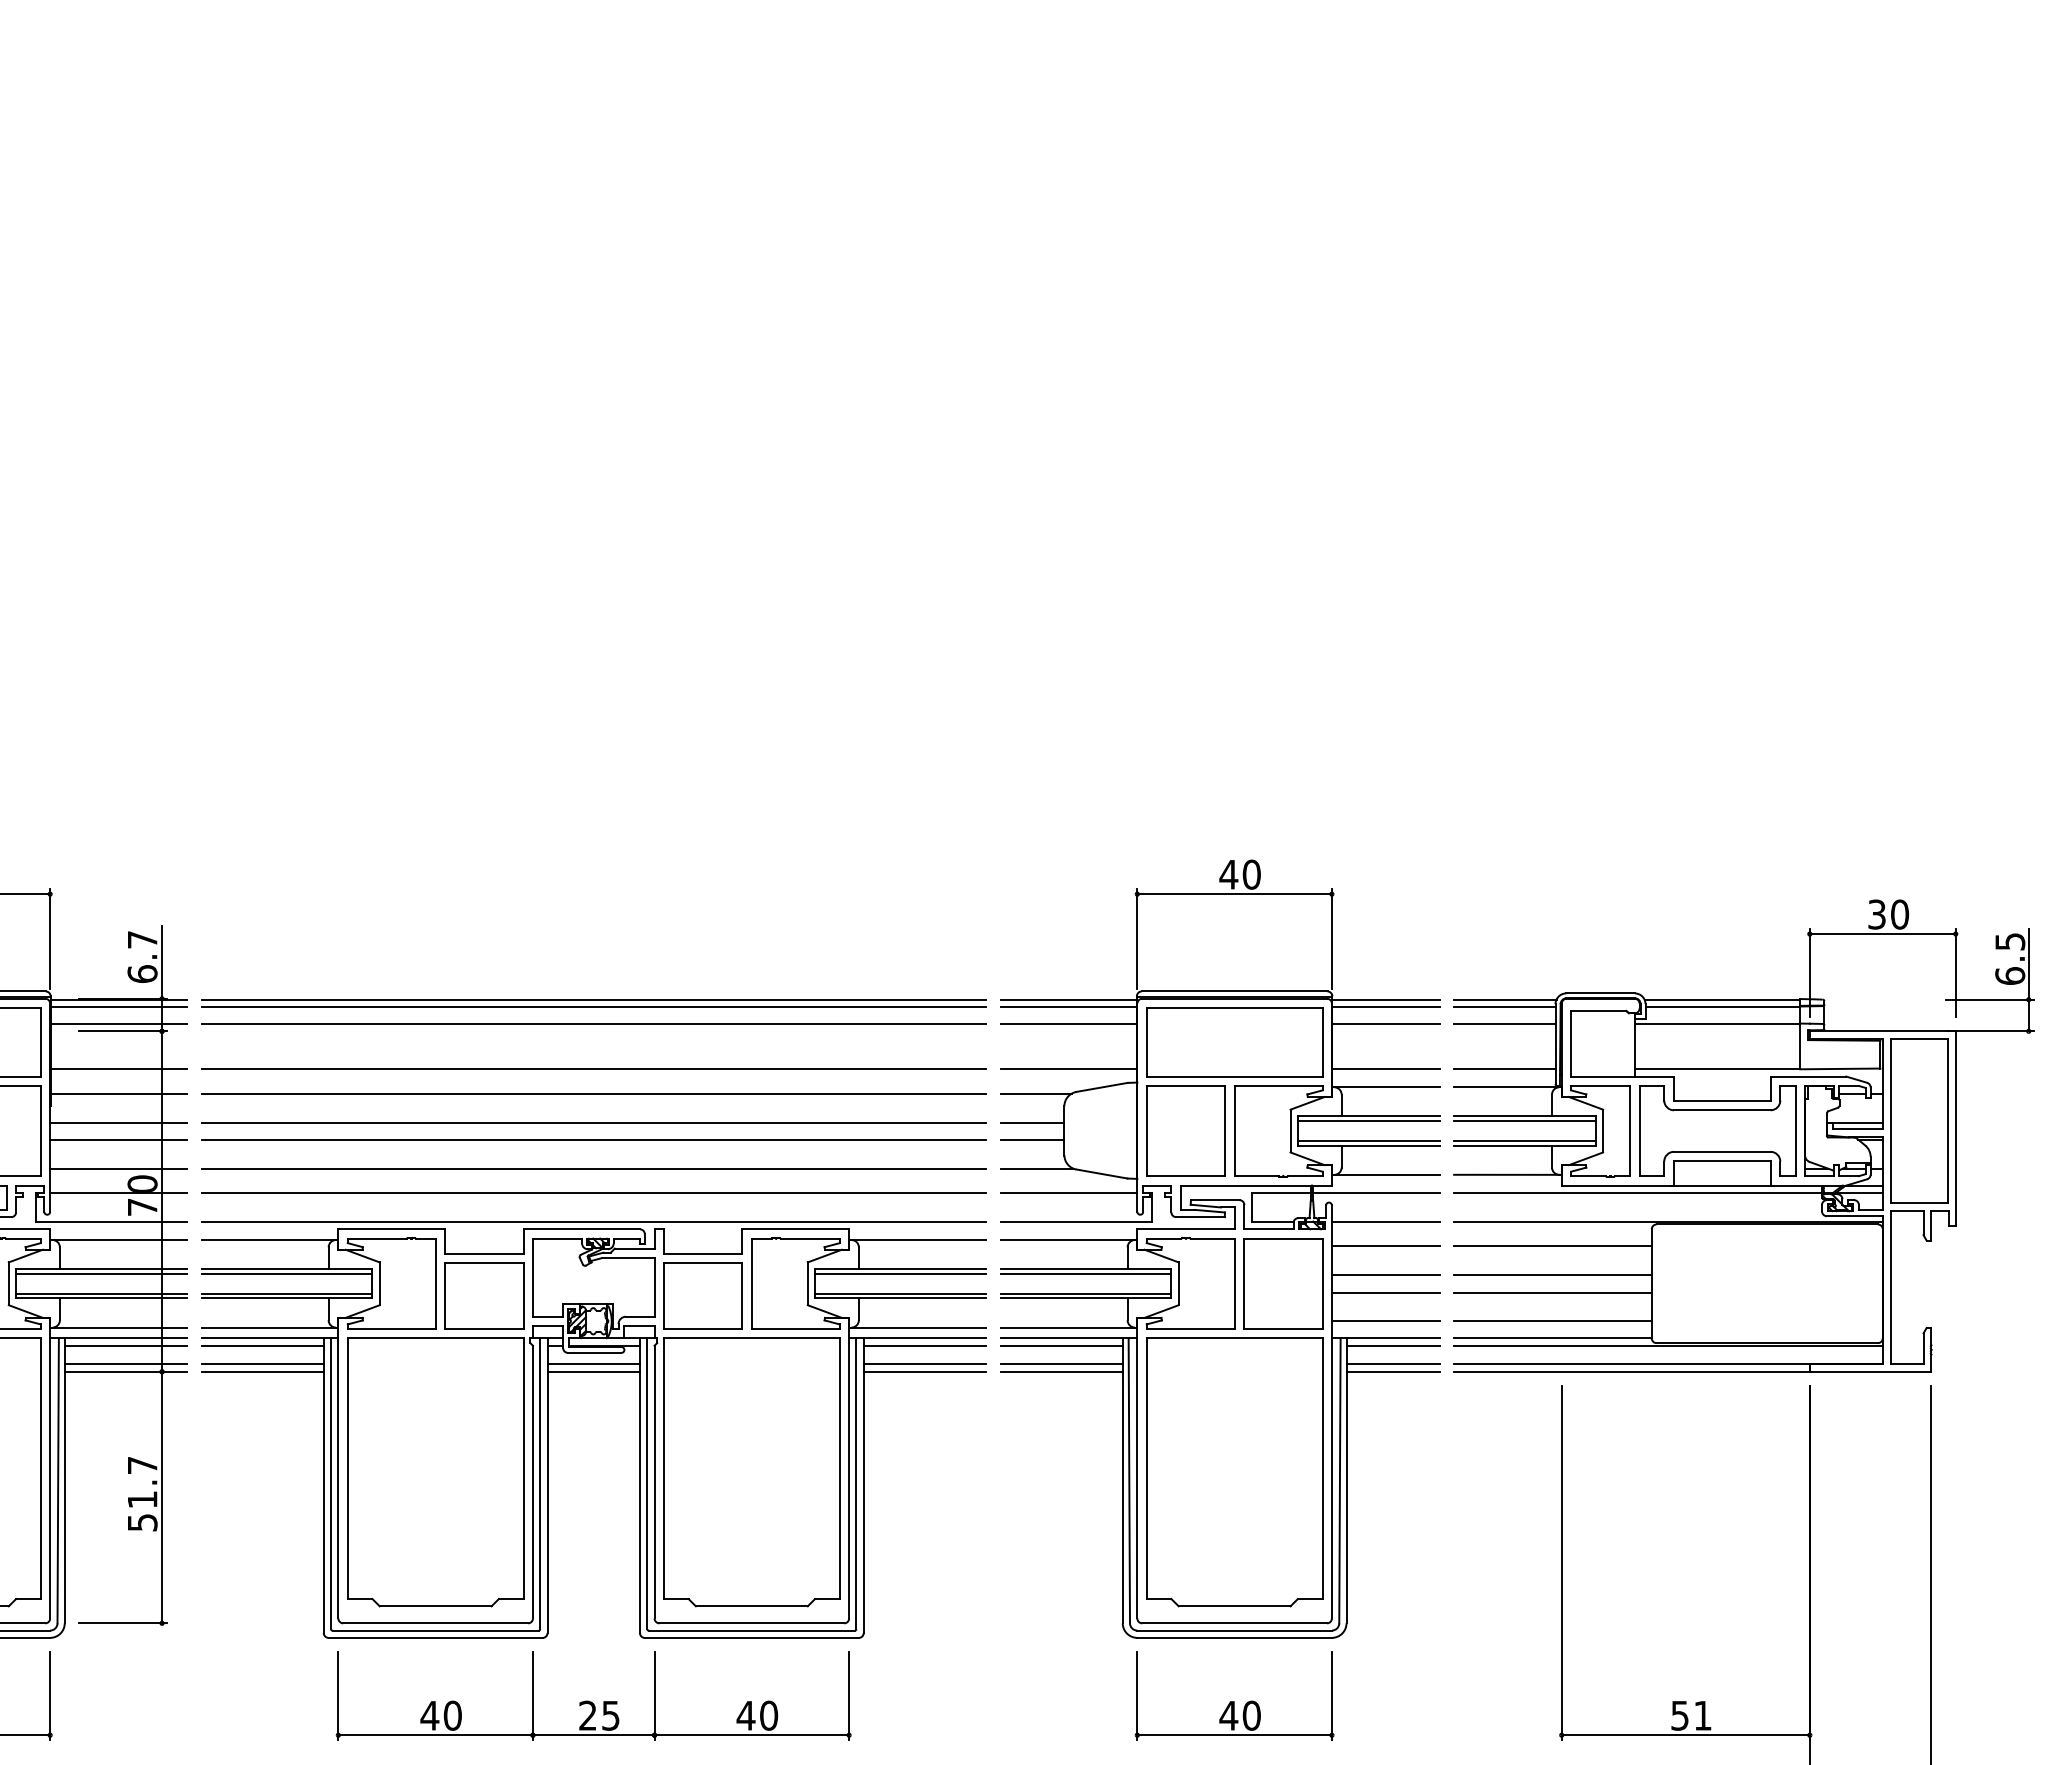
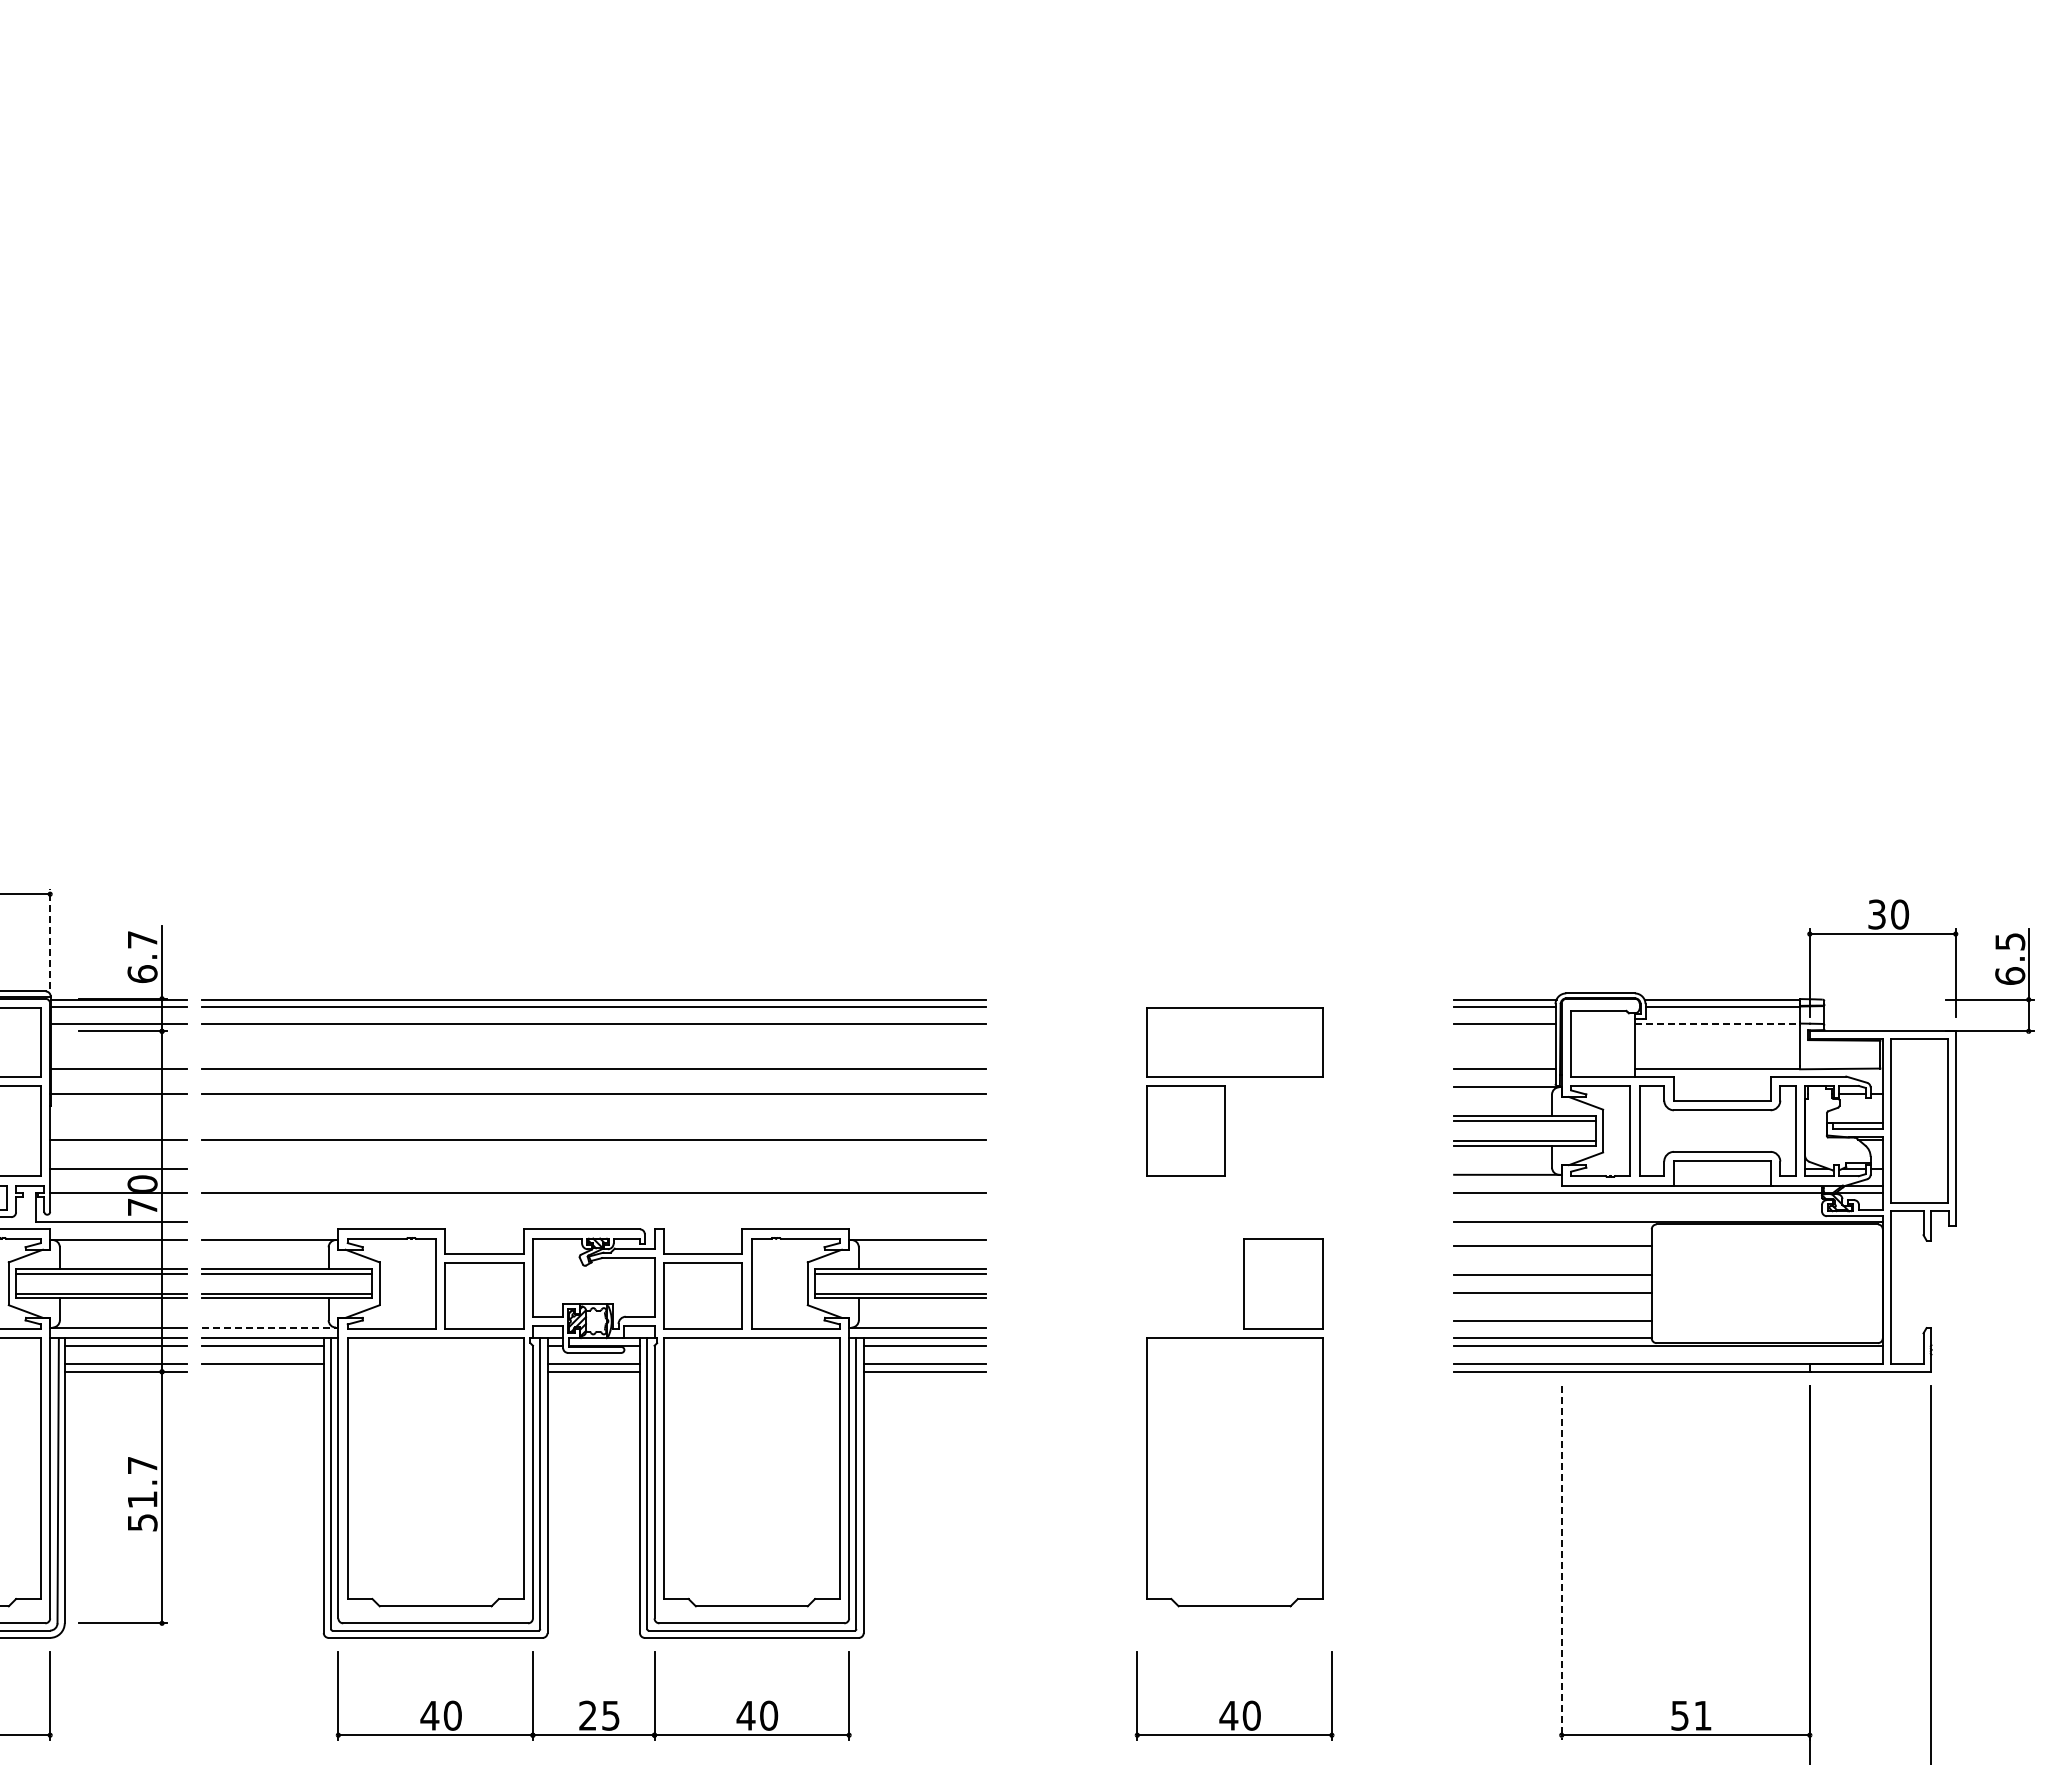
line: solid -> dashed (50, 939)
line: solid -> dashed (1717, 1023)
line: present -> none (118, 1122)
line: present -> none (593, 1122)
line: present -> none (593, 1168)
line: present -> none (593, 1222)
part: present -> none (1220, 1248)
line: solid -> dashed (270, 1327)
line: present -> none (262, 1371)
line: solid -> dashed (1561, 1563)
